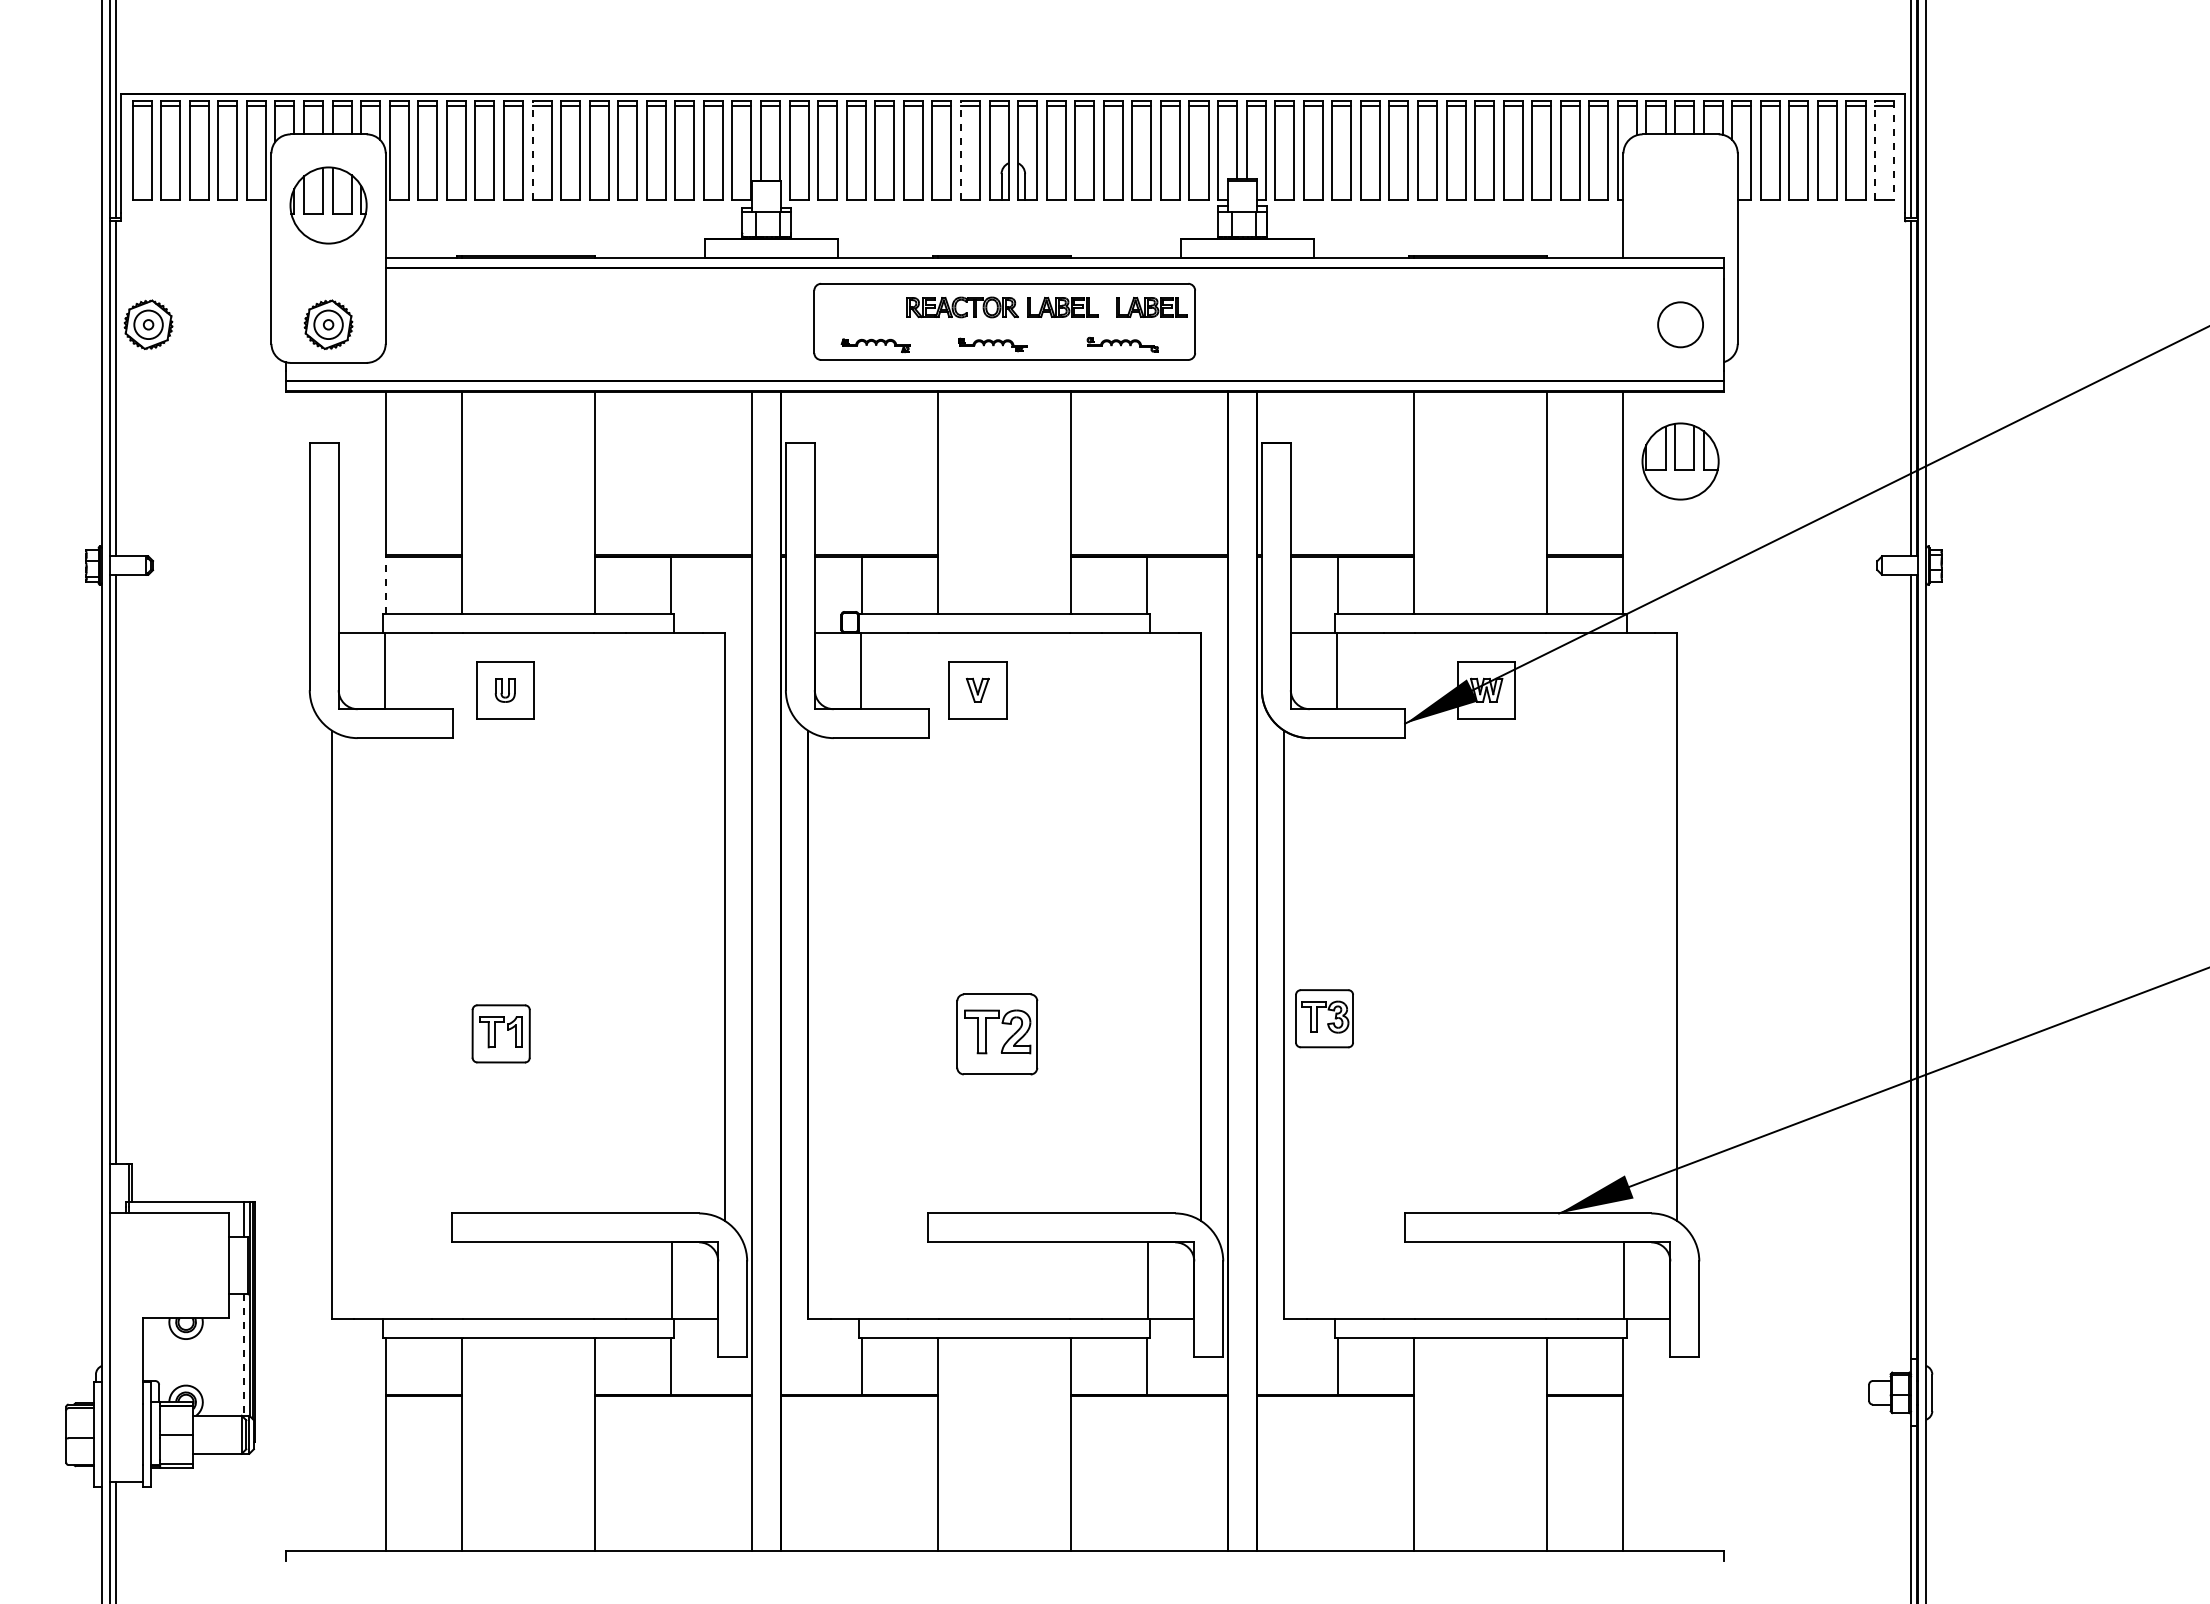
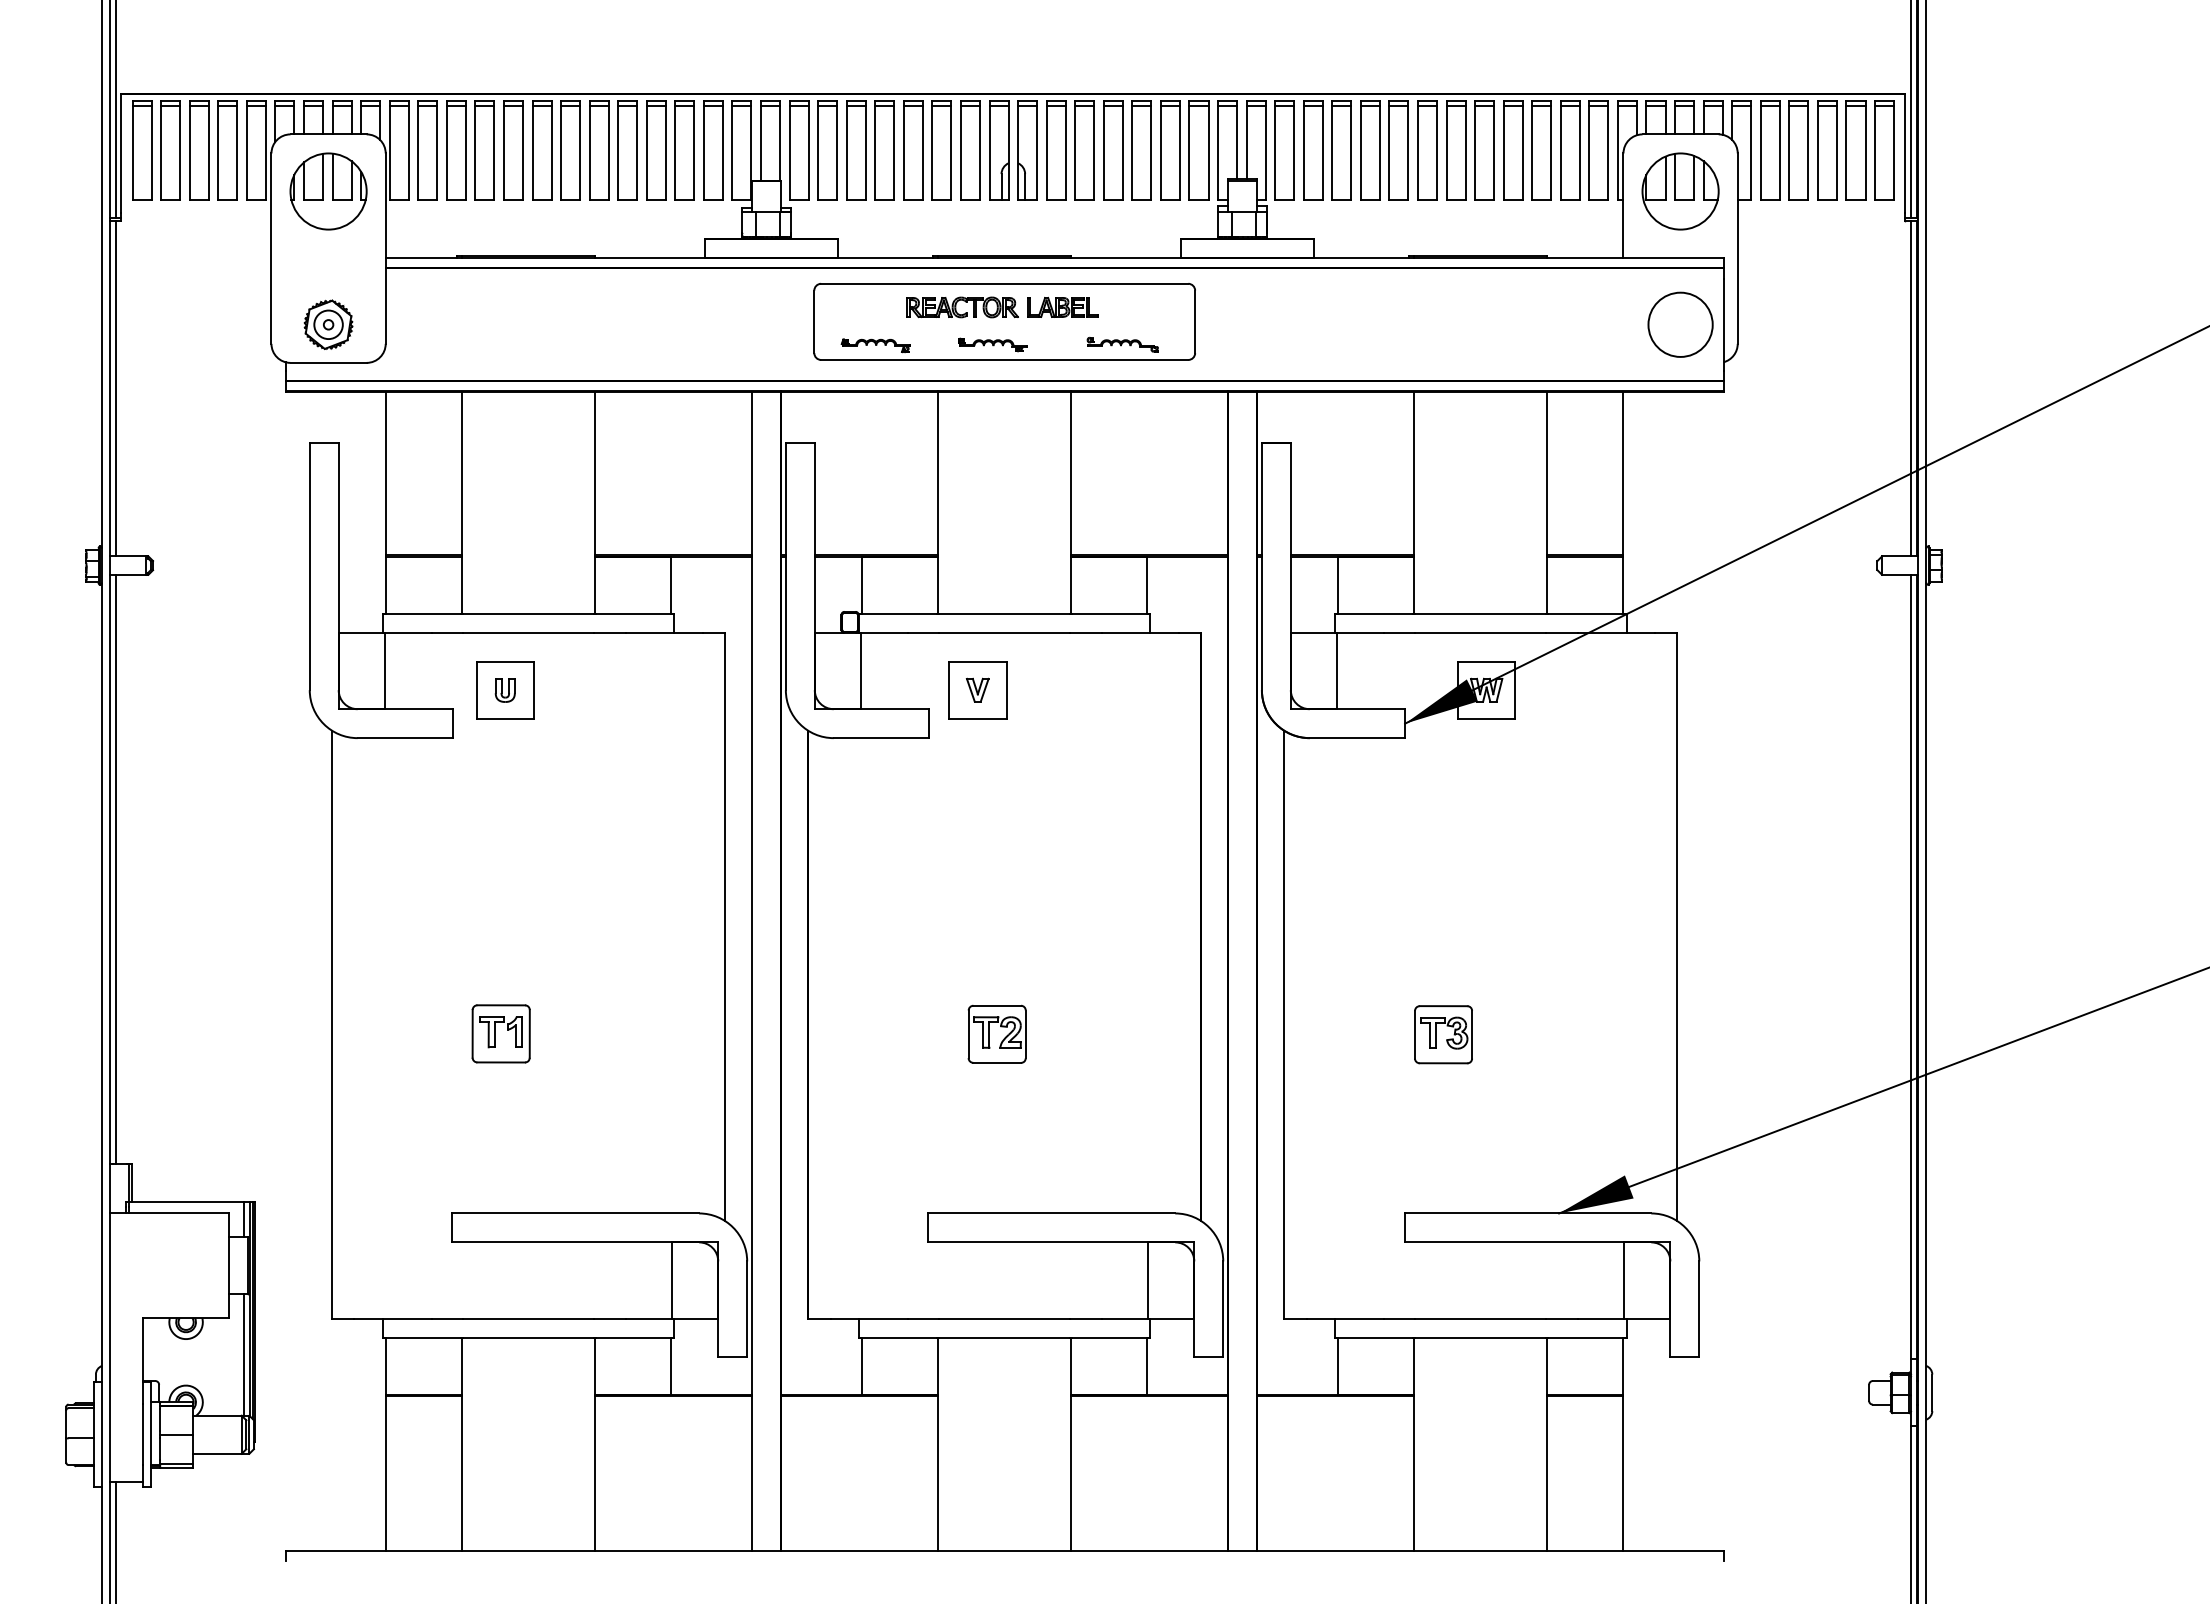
line: dashed -> solid (532, 150)
line: dashed -> solid (960, 150)
line: dashed -> solid (1874, 150)
line: dashed -> solid (1894, 151)
part position: (328, 205) -> (328, 191) (328, 191)
part: present -> none (1151, 307)
part: present -> none (148, 324)
circle diameter: 45 px -> 64 px (1680, 324)
part position: (1680, 461) -> (1680, 191) (1680, 191)
line: dashed -> solid (385, 585)
part position: (1324, 1018) -> (1443, 1034) (1443, 1034)
part size: 83x83 px -> 60x60 px (996, 1033)
line: dashed -> solid (243, 1354)
